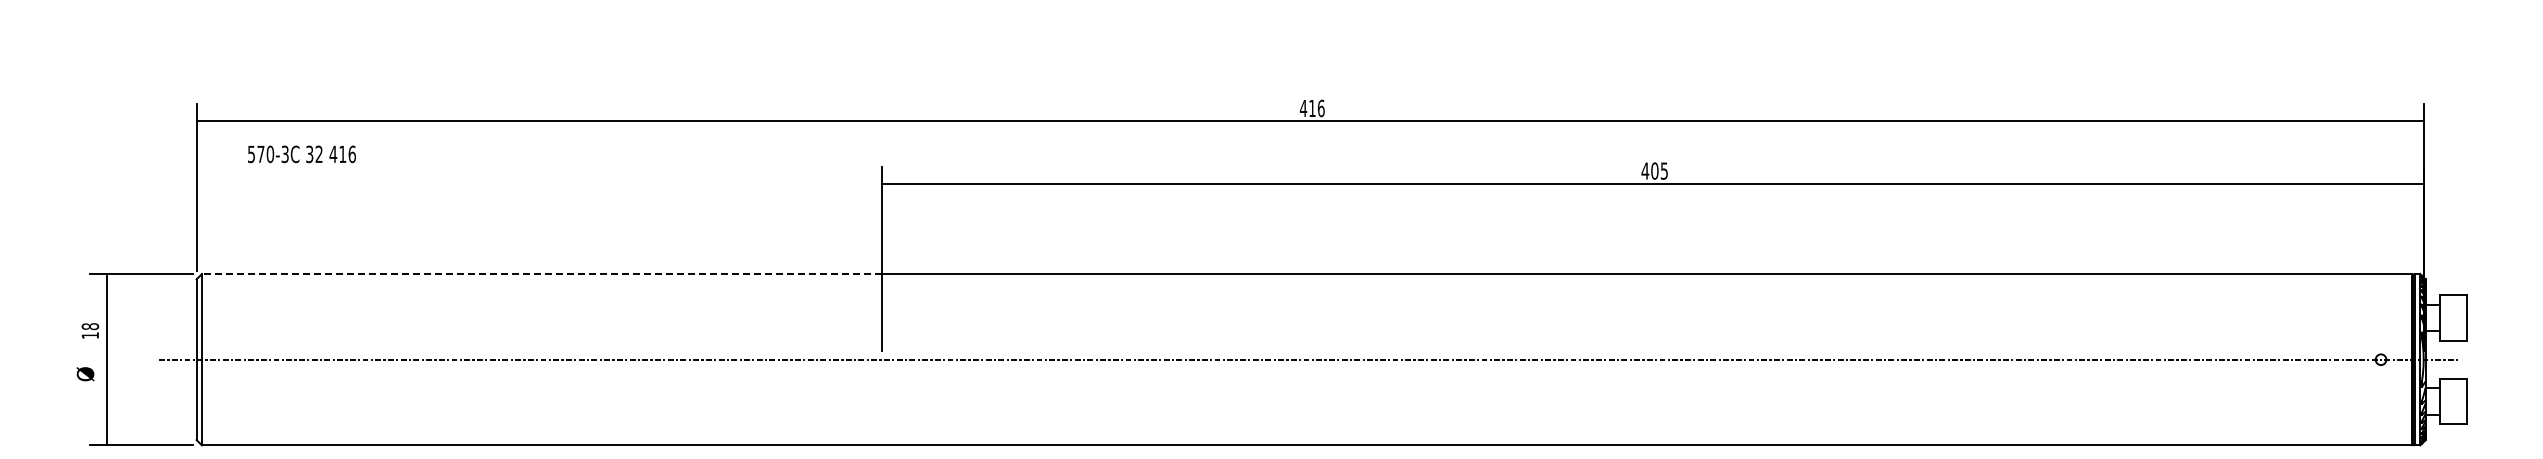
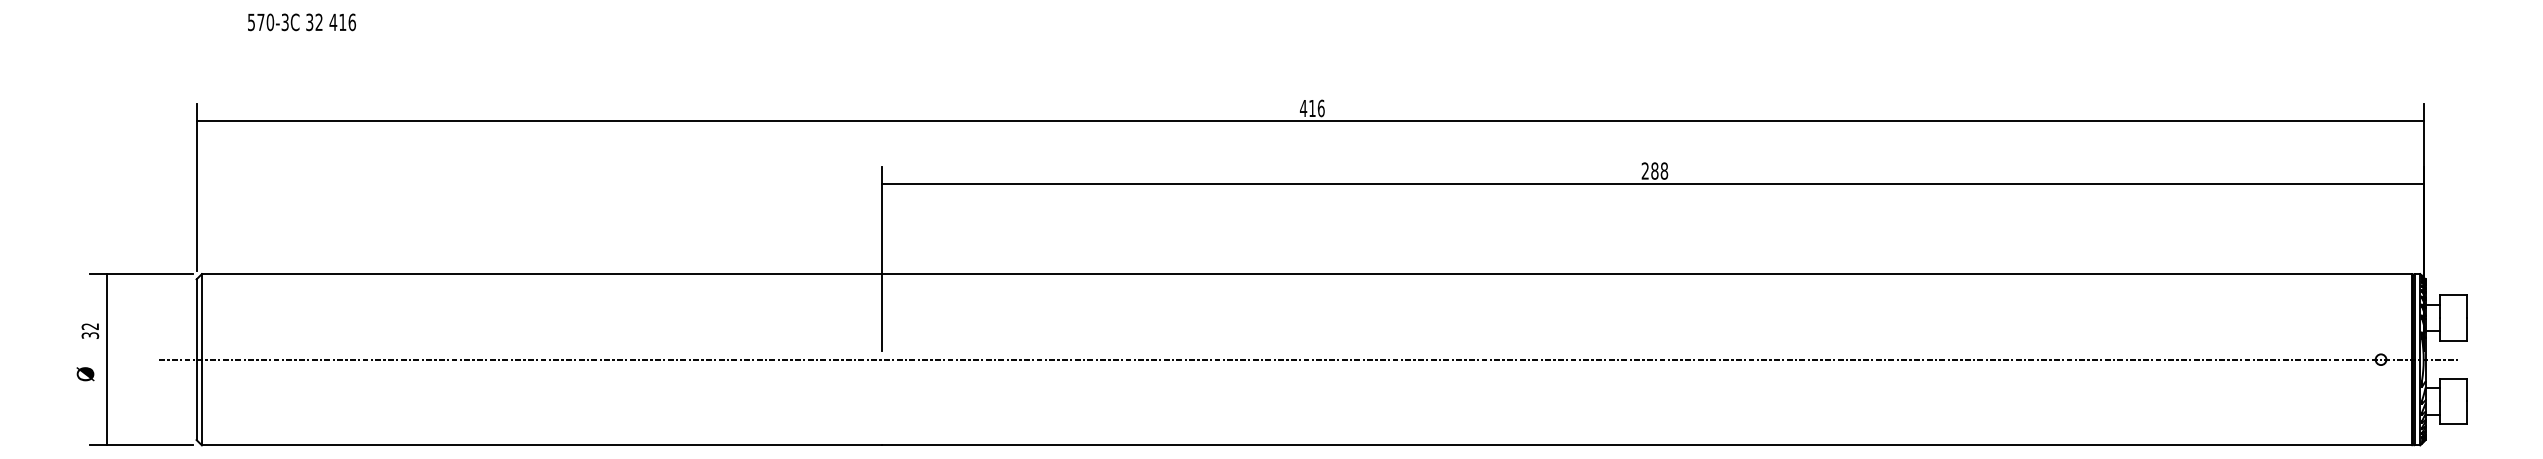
text position: (301, 154) -> (301, 22) (301, 22)
text: 405 -> 288 (1654, 170)
line: dashed -> solid (541, 274)
text: 18 -> 32 (90, 330)
